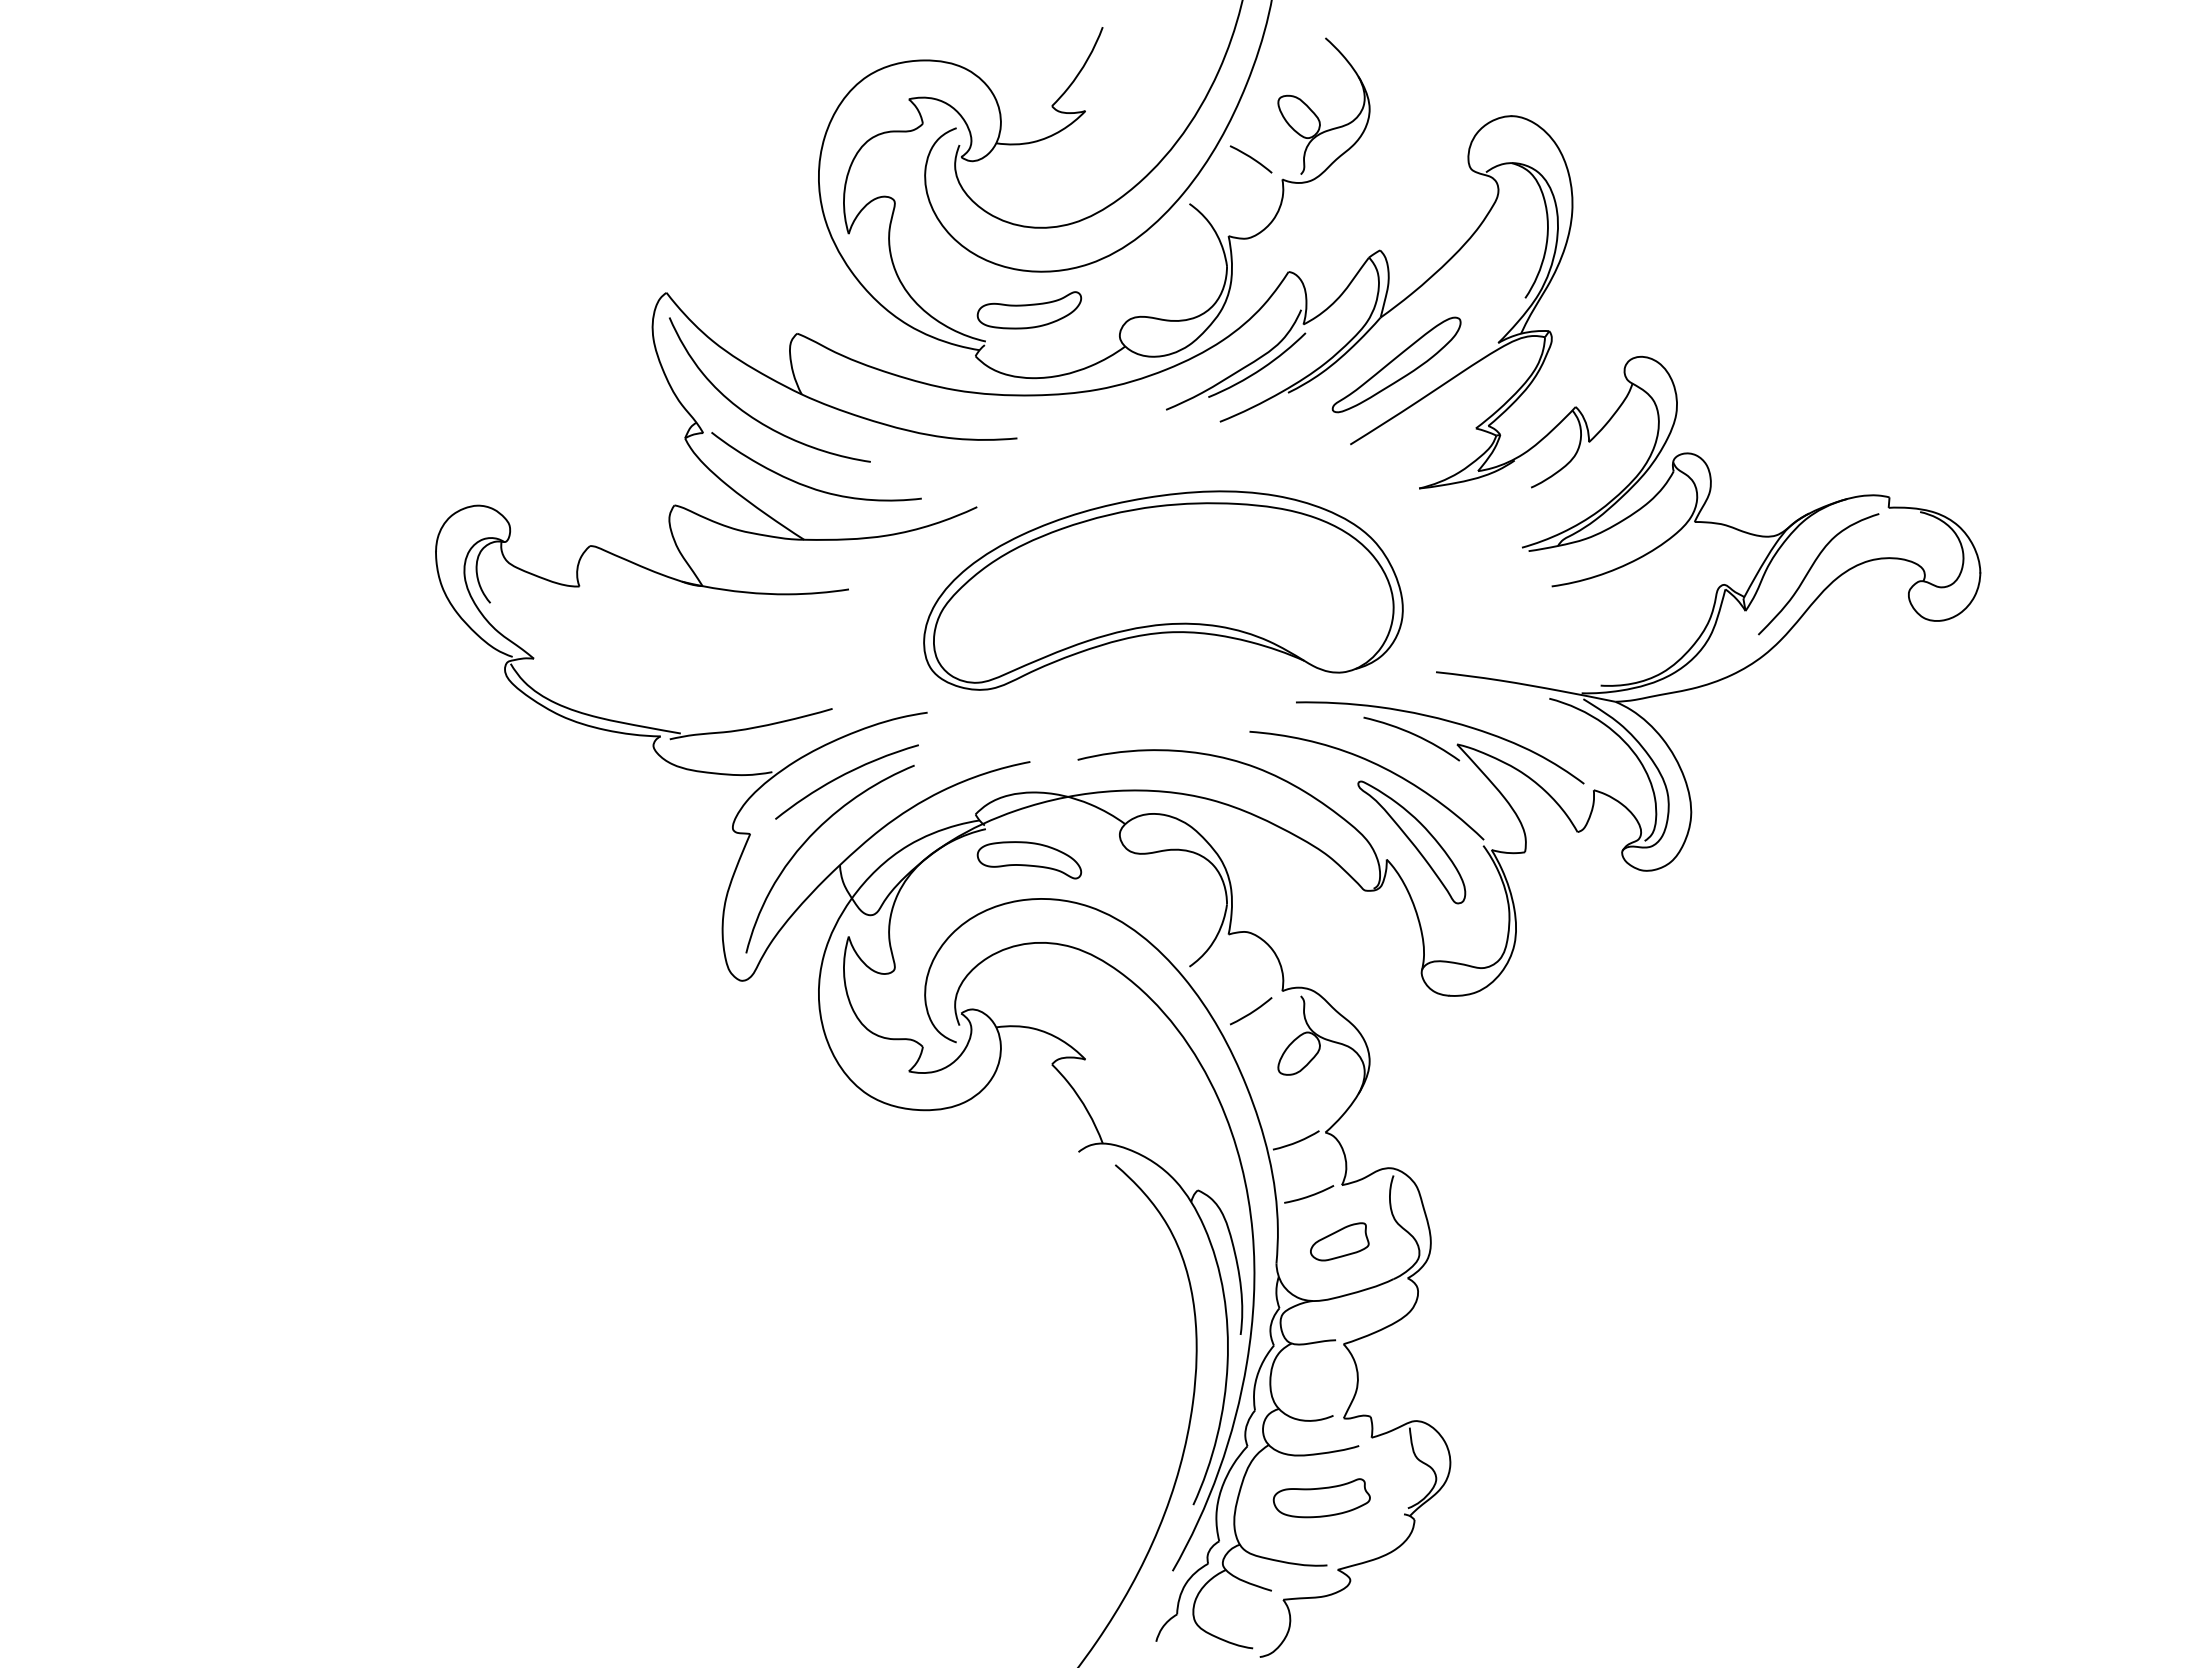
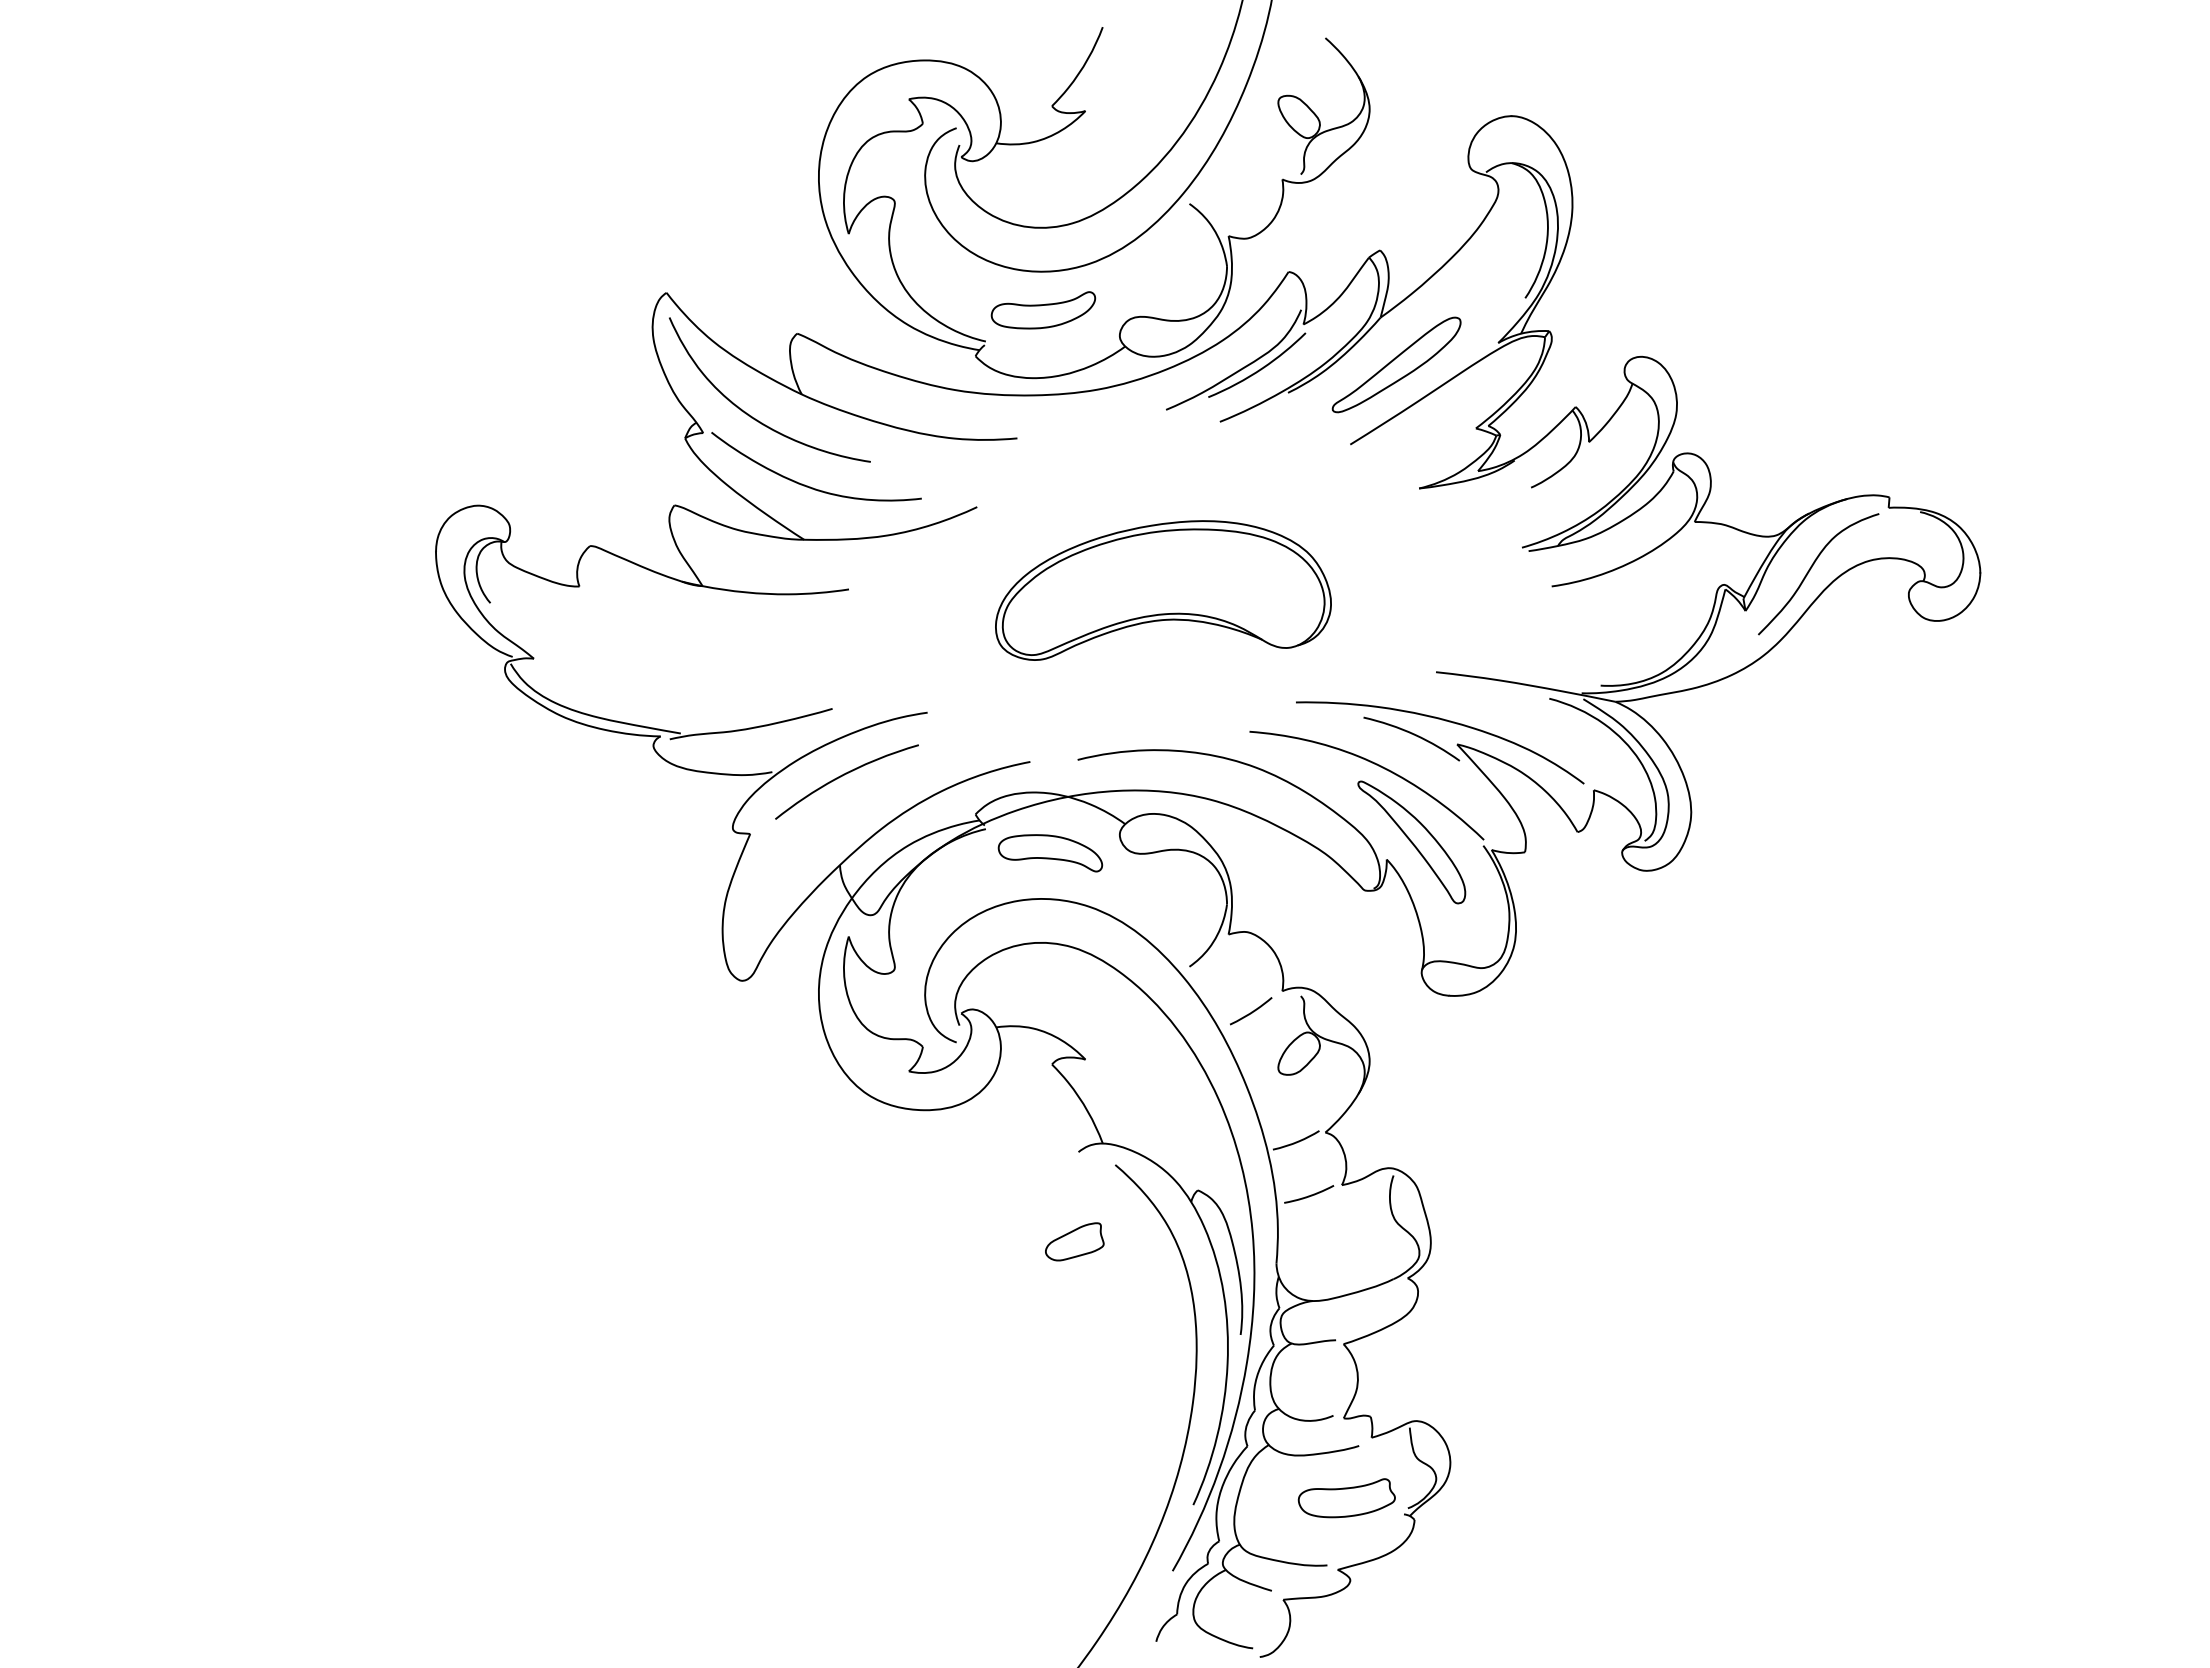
curve: present -> none (1250, 158)
part position: (1029, 310) -> (1043, 310) (1043, 310)
part size: 481x201 px -> 337x141 px (1163, 590)
curve: present -> none (806, 842)
part position: (1029, 860) -> (1050, 853) (1050, 853)
part position: (1339, 1241) -> (1074, 1241) (1074, 1241)
part position: (1321, 1498) -> (1346, 1498) (1346, 1498)
